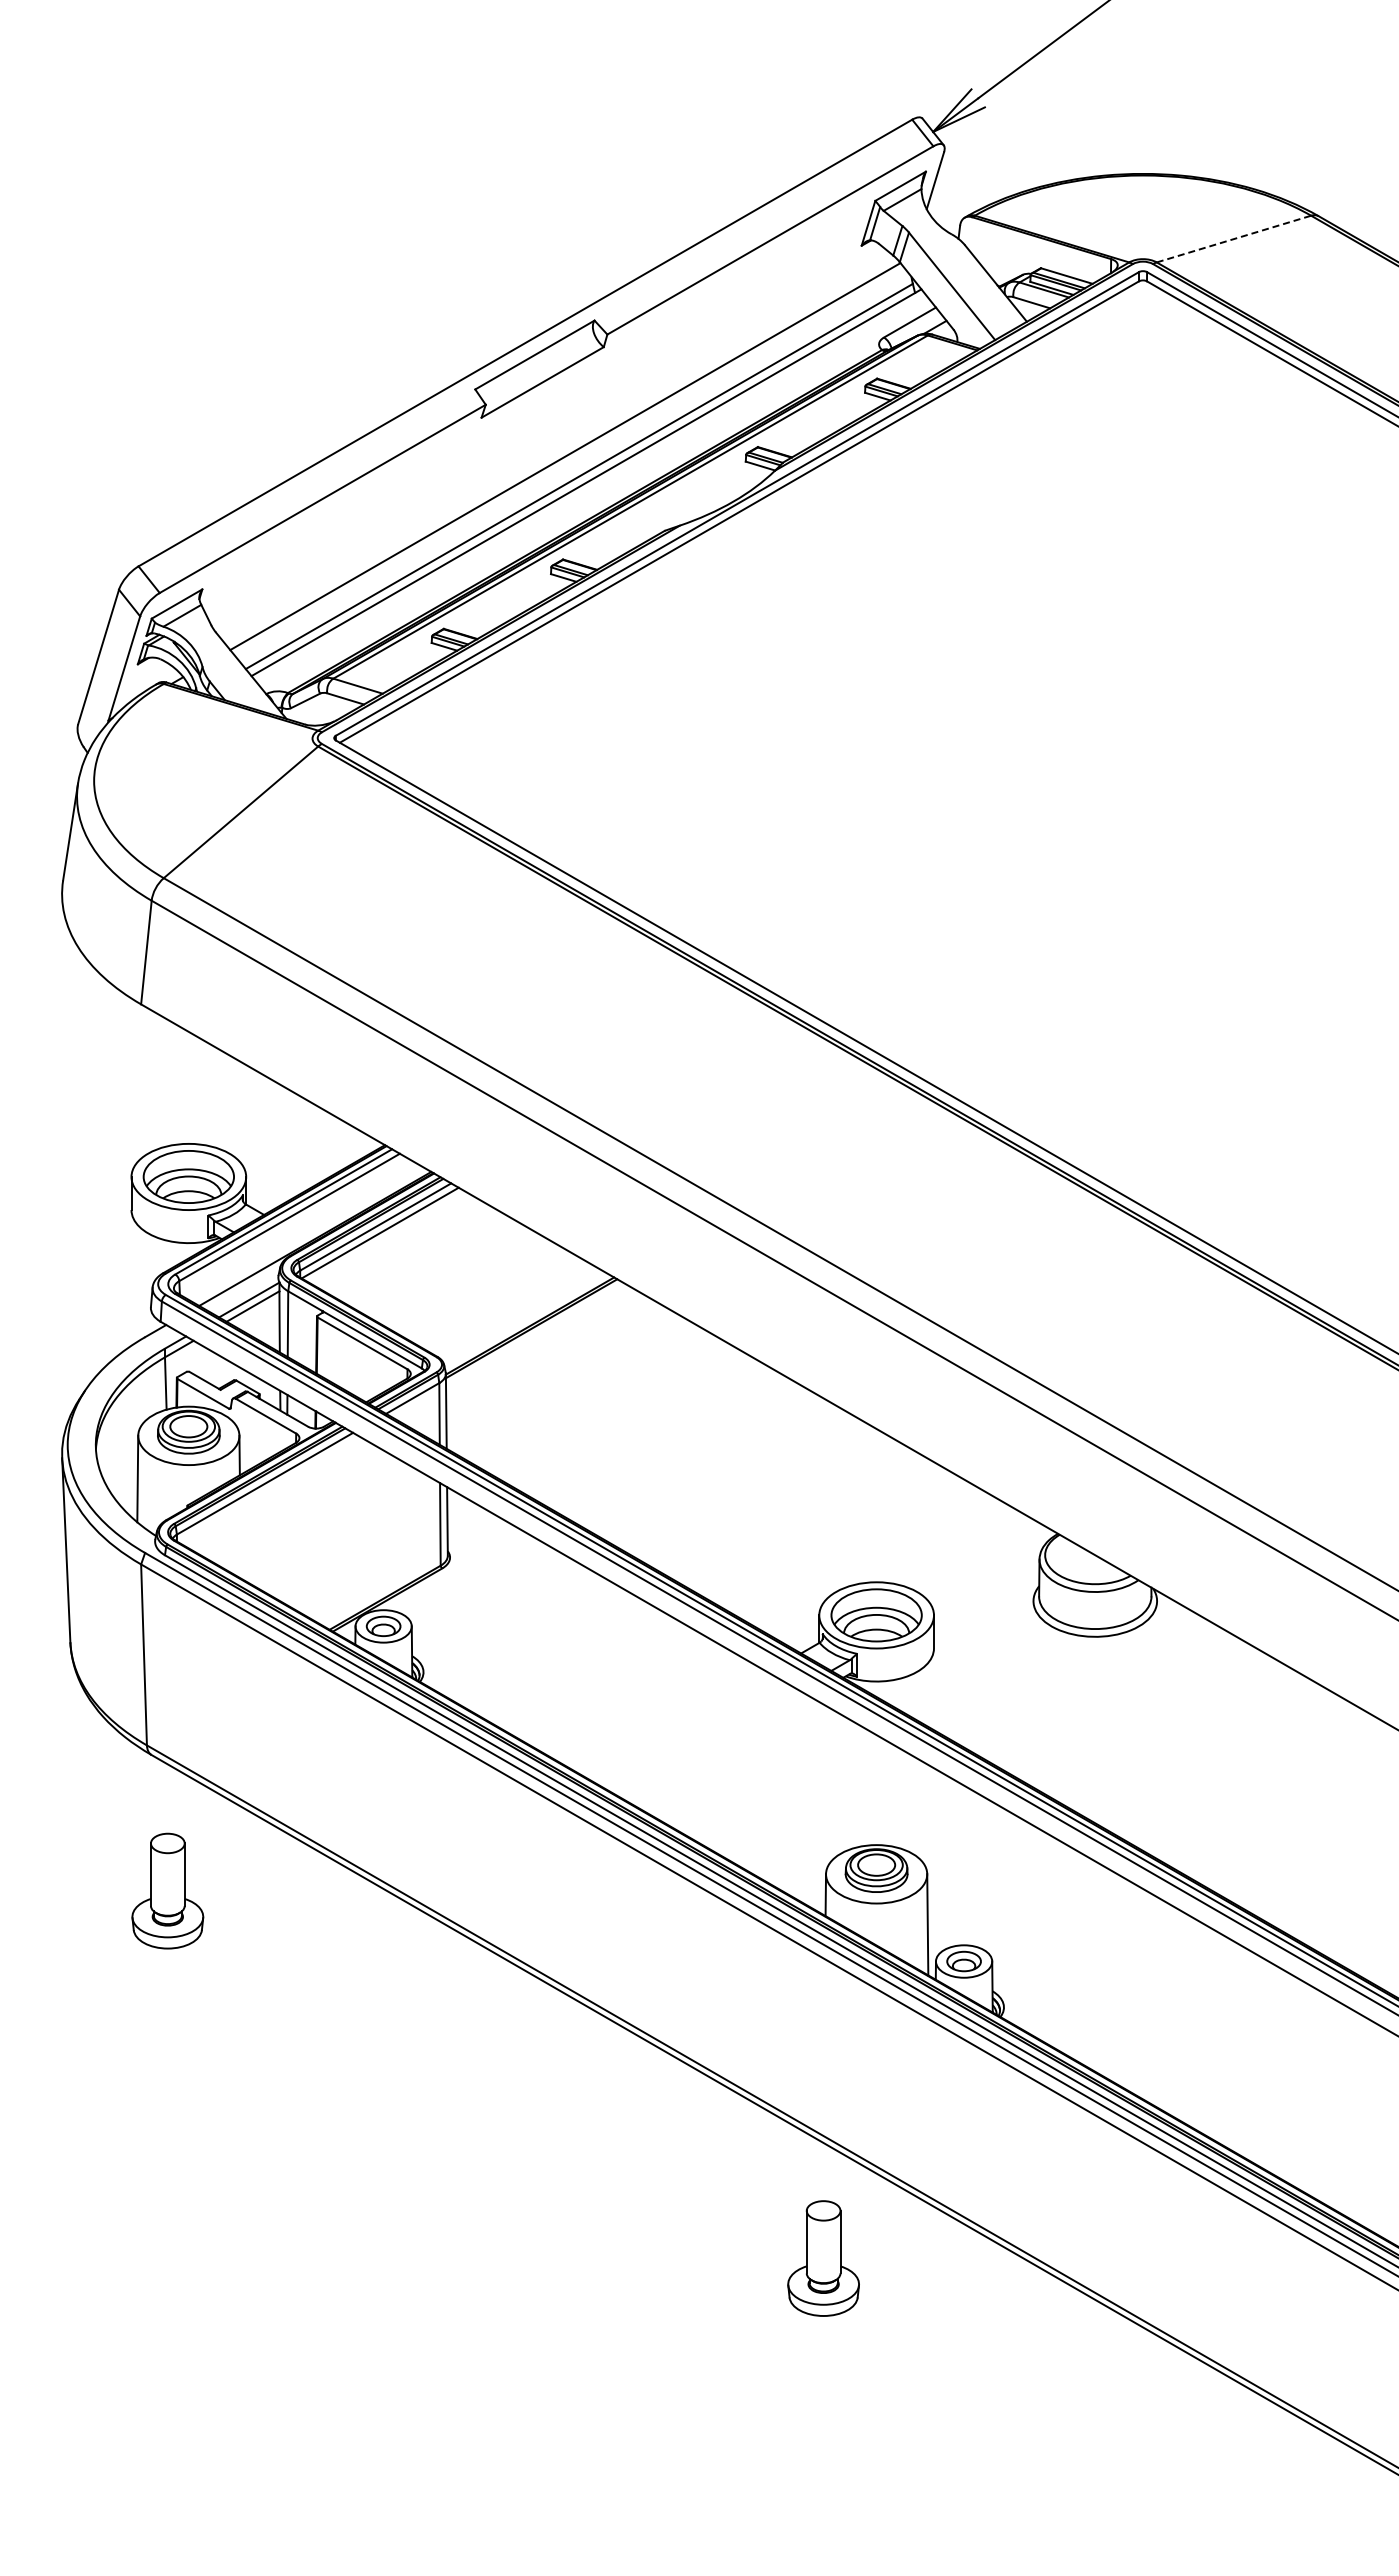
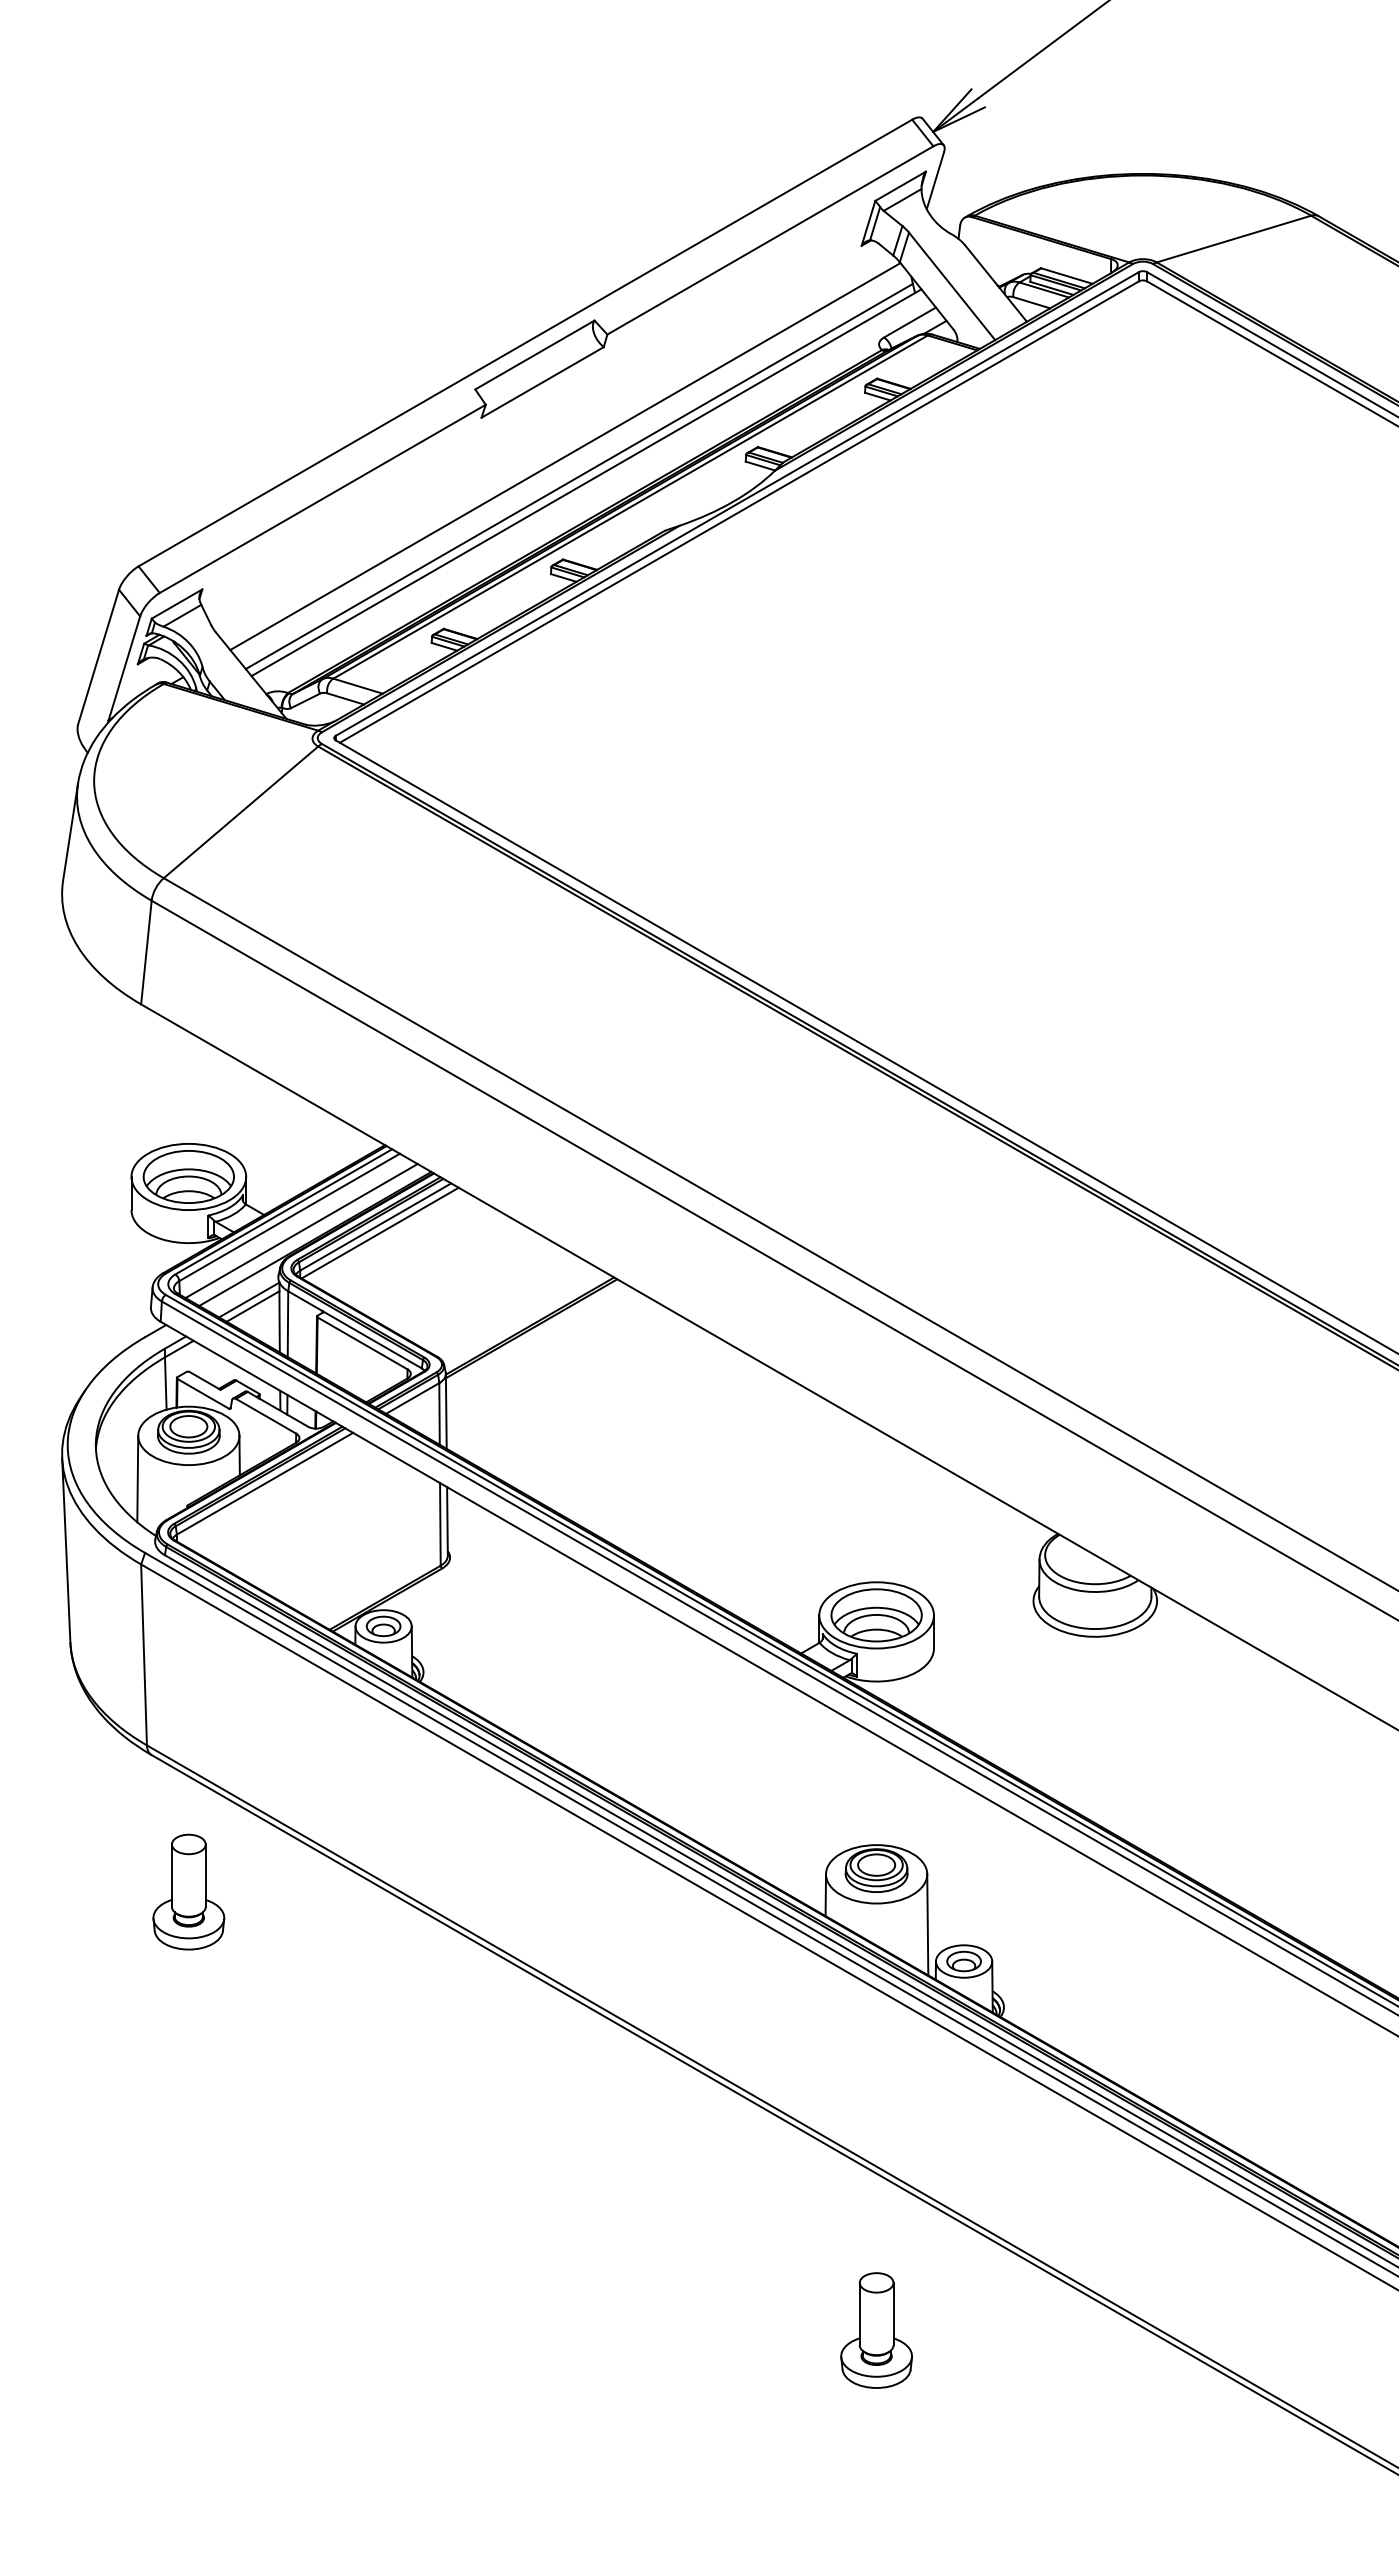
line: dashed -> solid (1233, 239)
line: none -> present (301, 1231)
part position: (167, 1890) -> (188, 1891) (188, 1891)
part position: (823, 2258) -> (876, 2330) (876, 2330)
